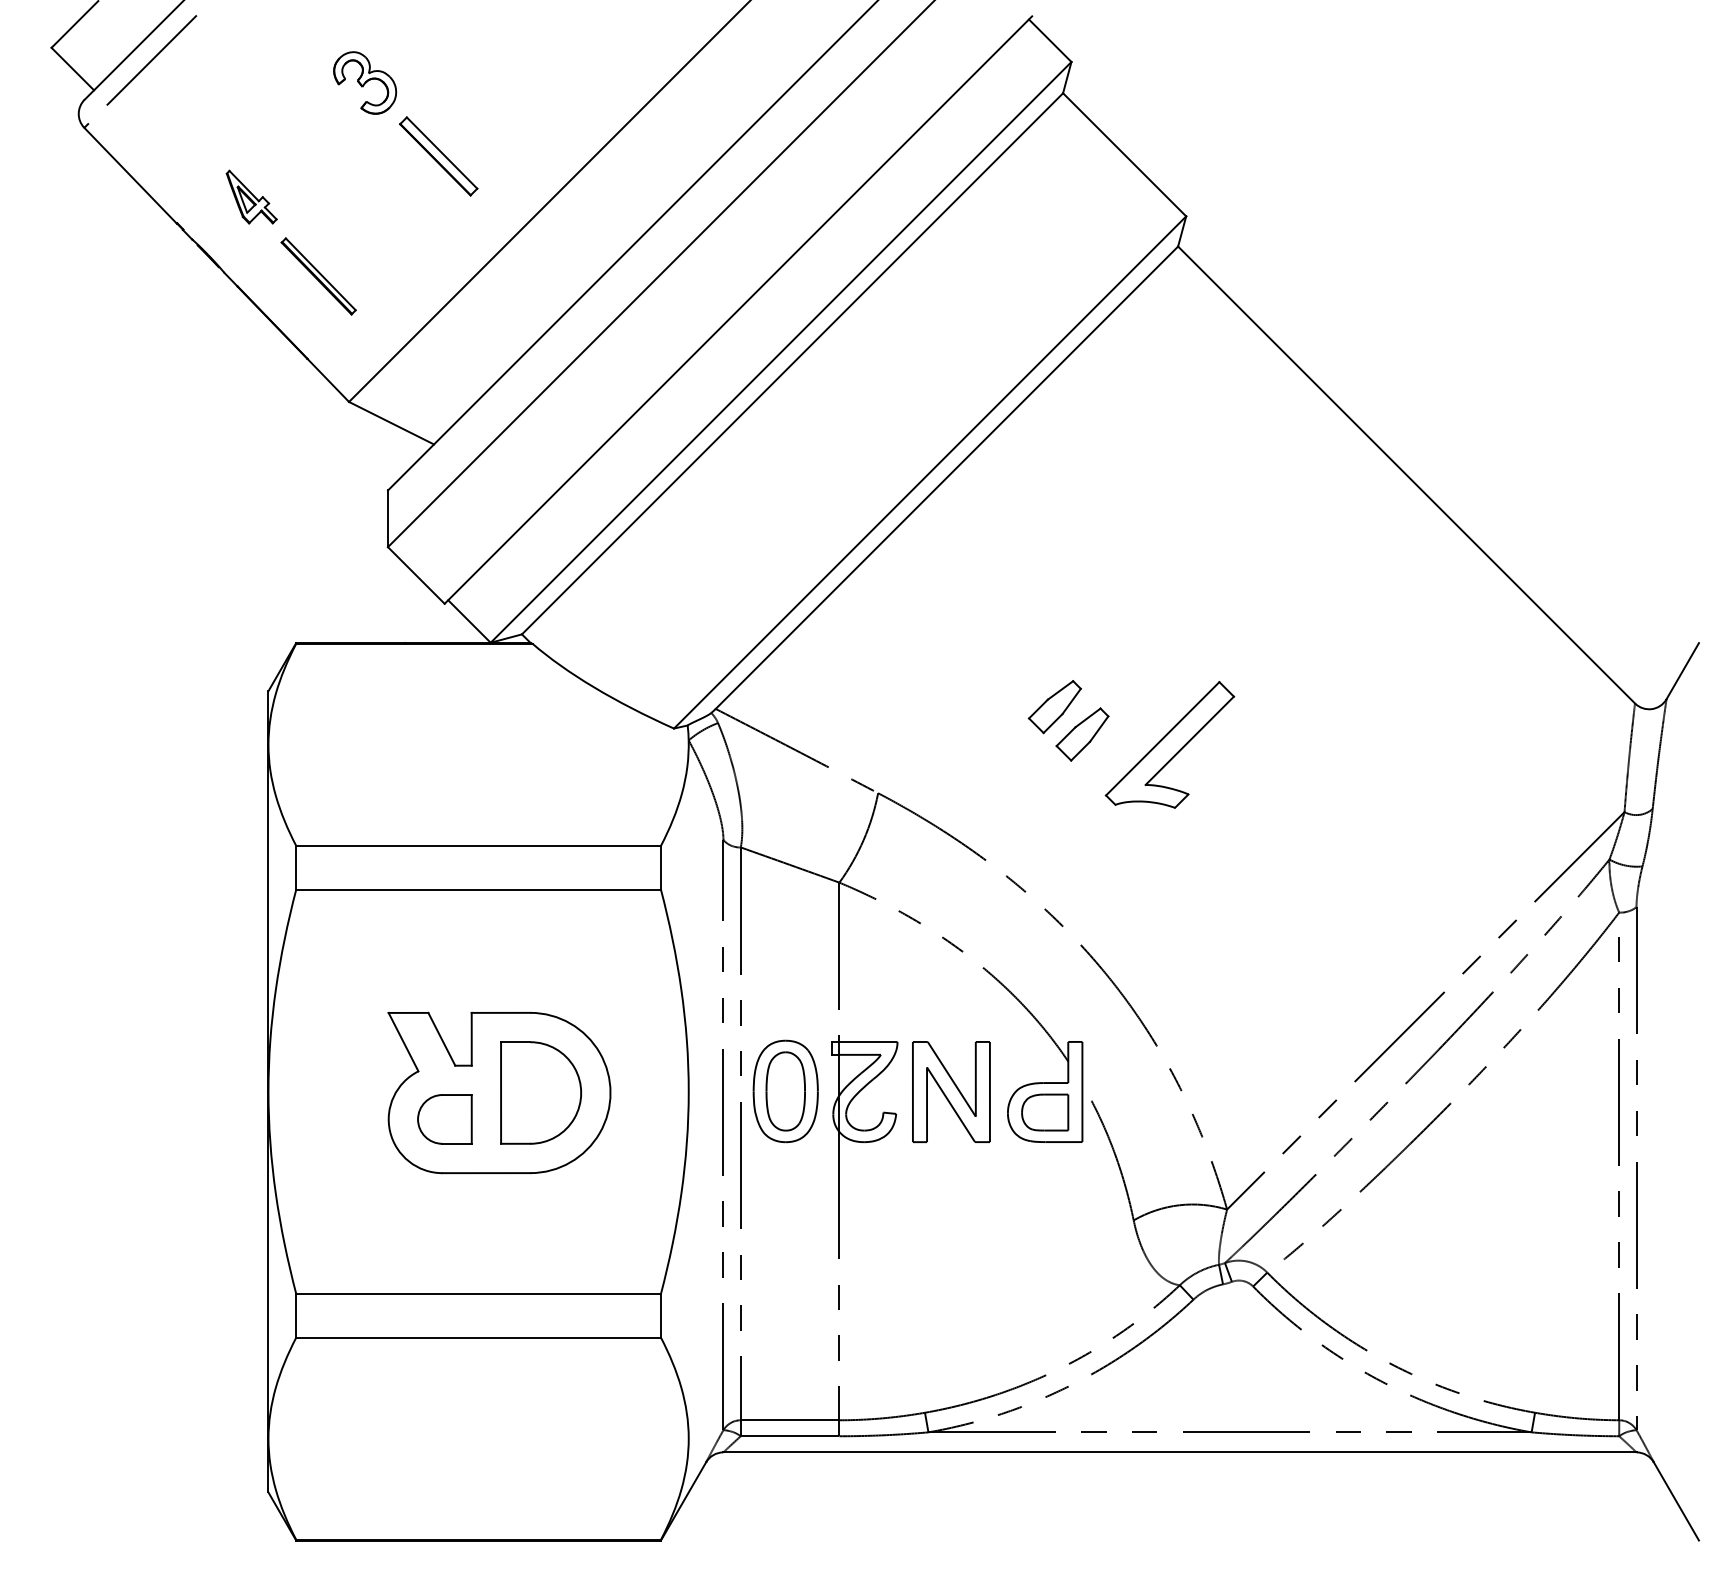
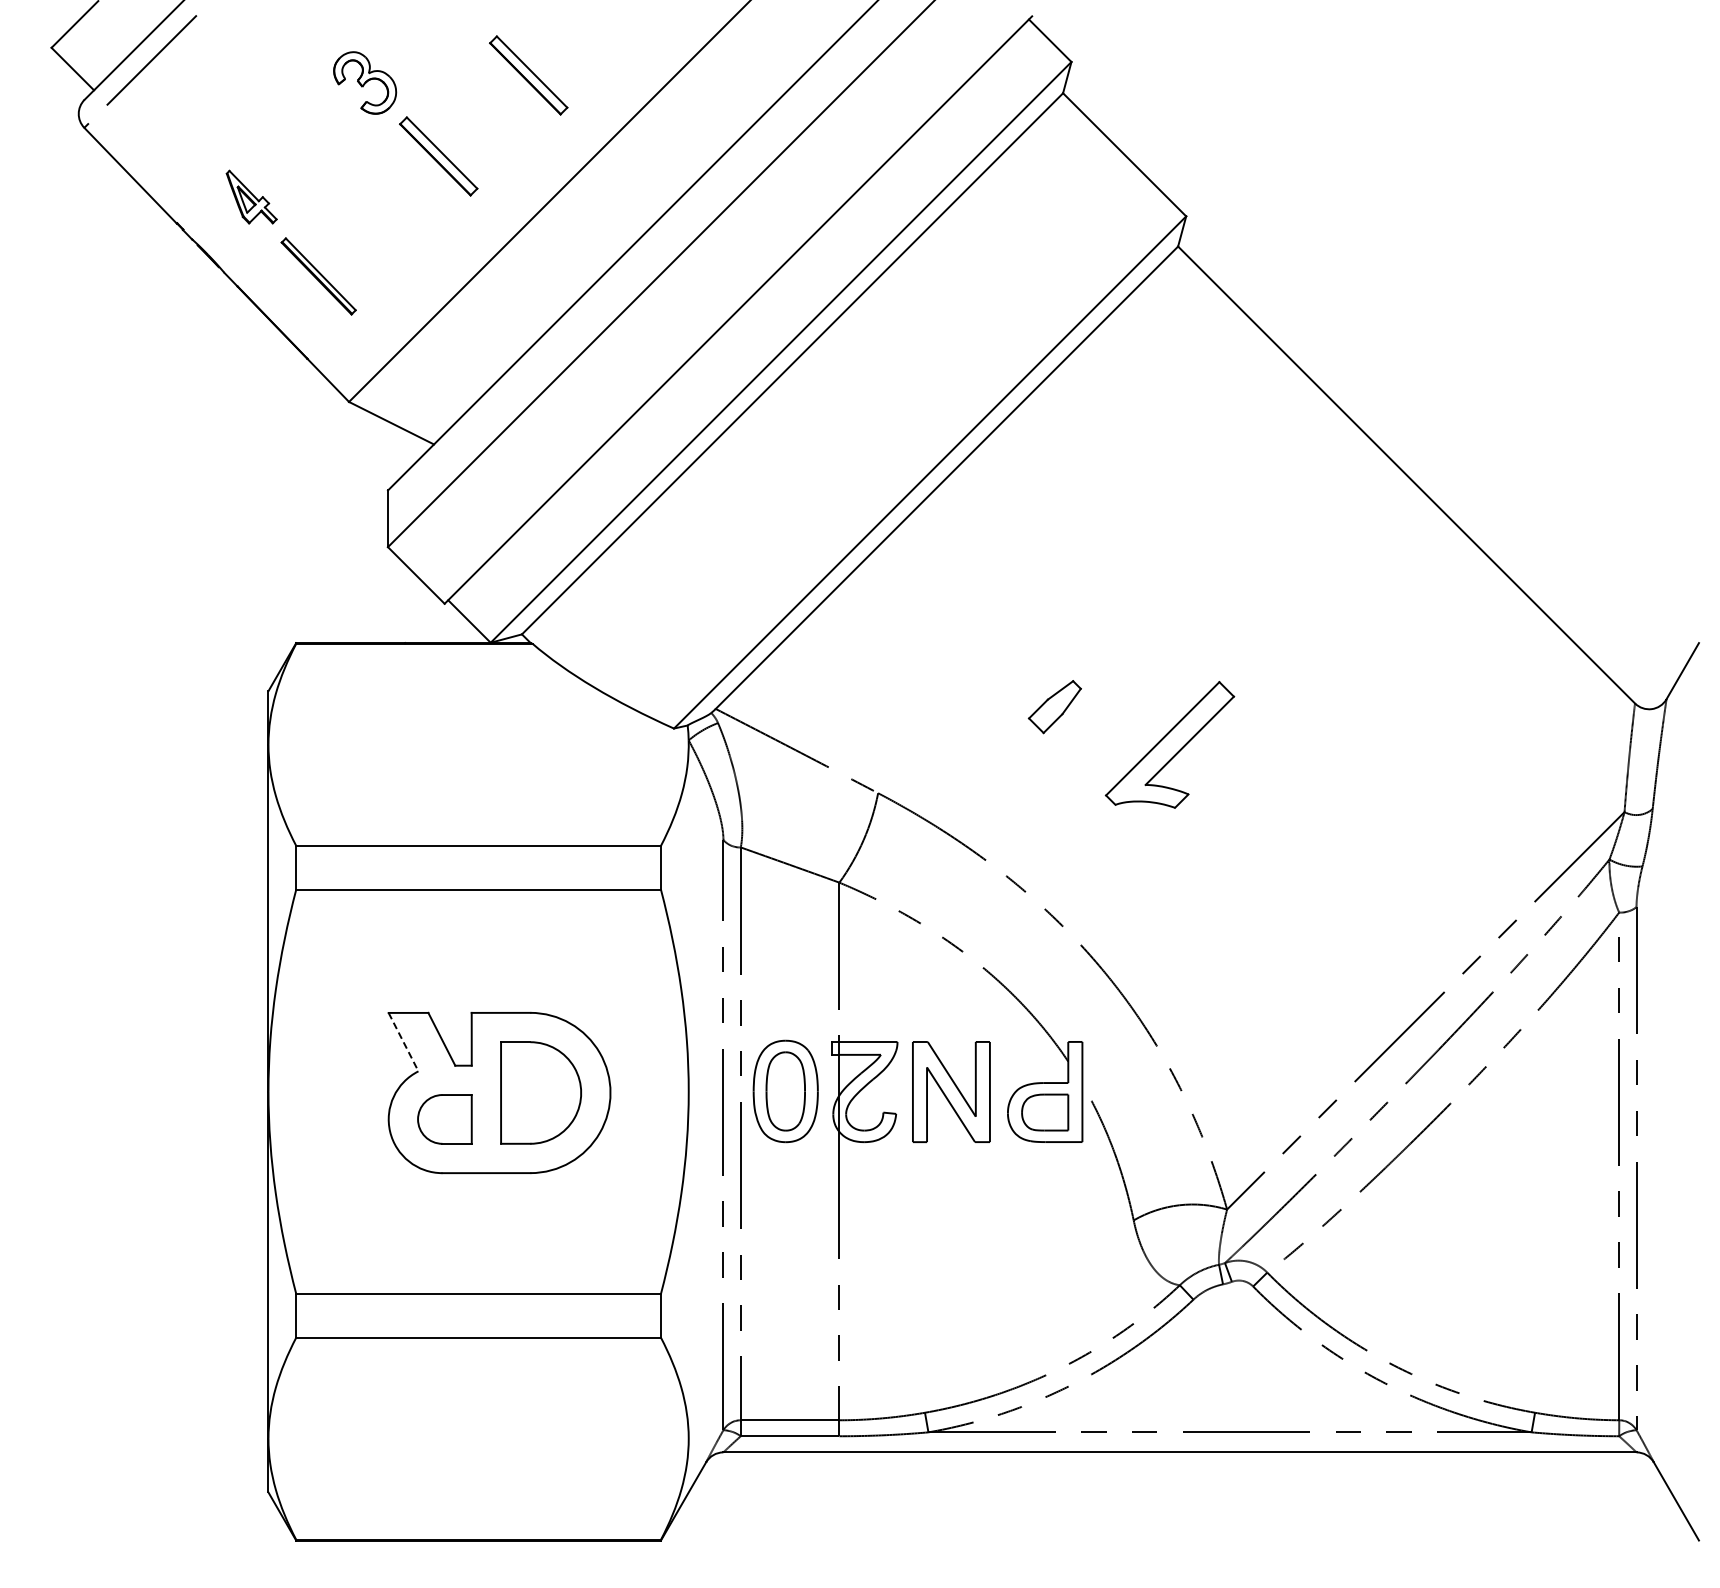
part: none -> present (528, 75)
part: present -> none (1082, 734)
line: solid -> dashed (403, 1042)
